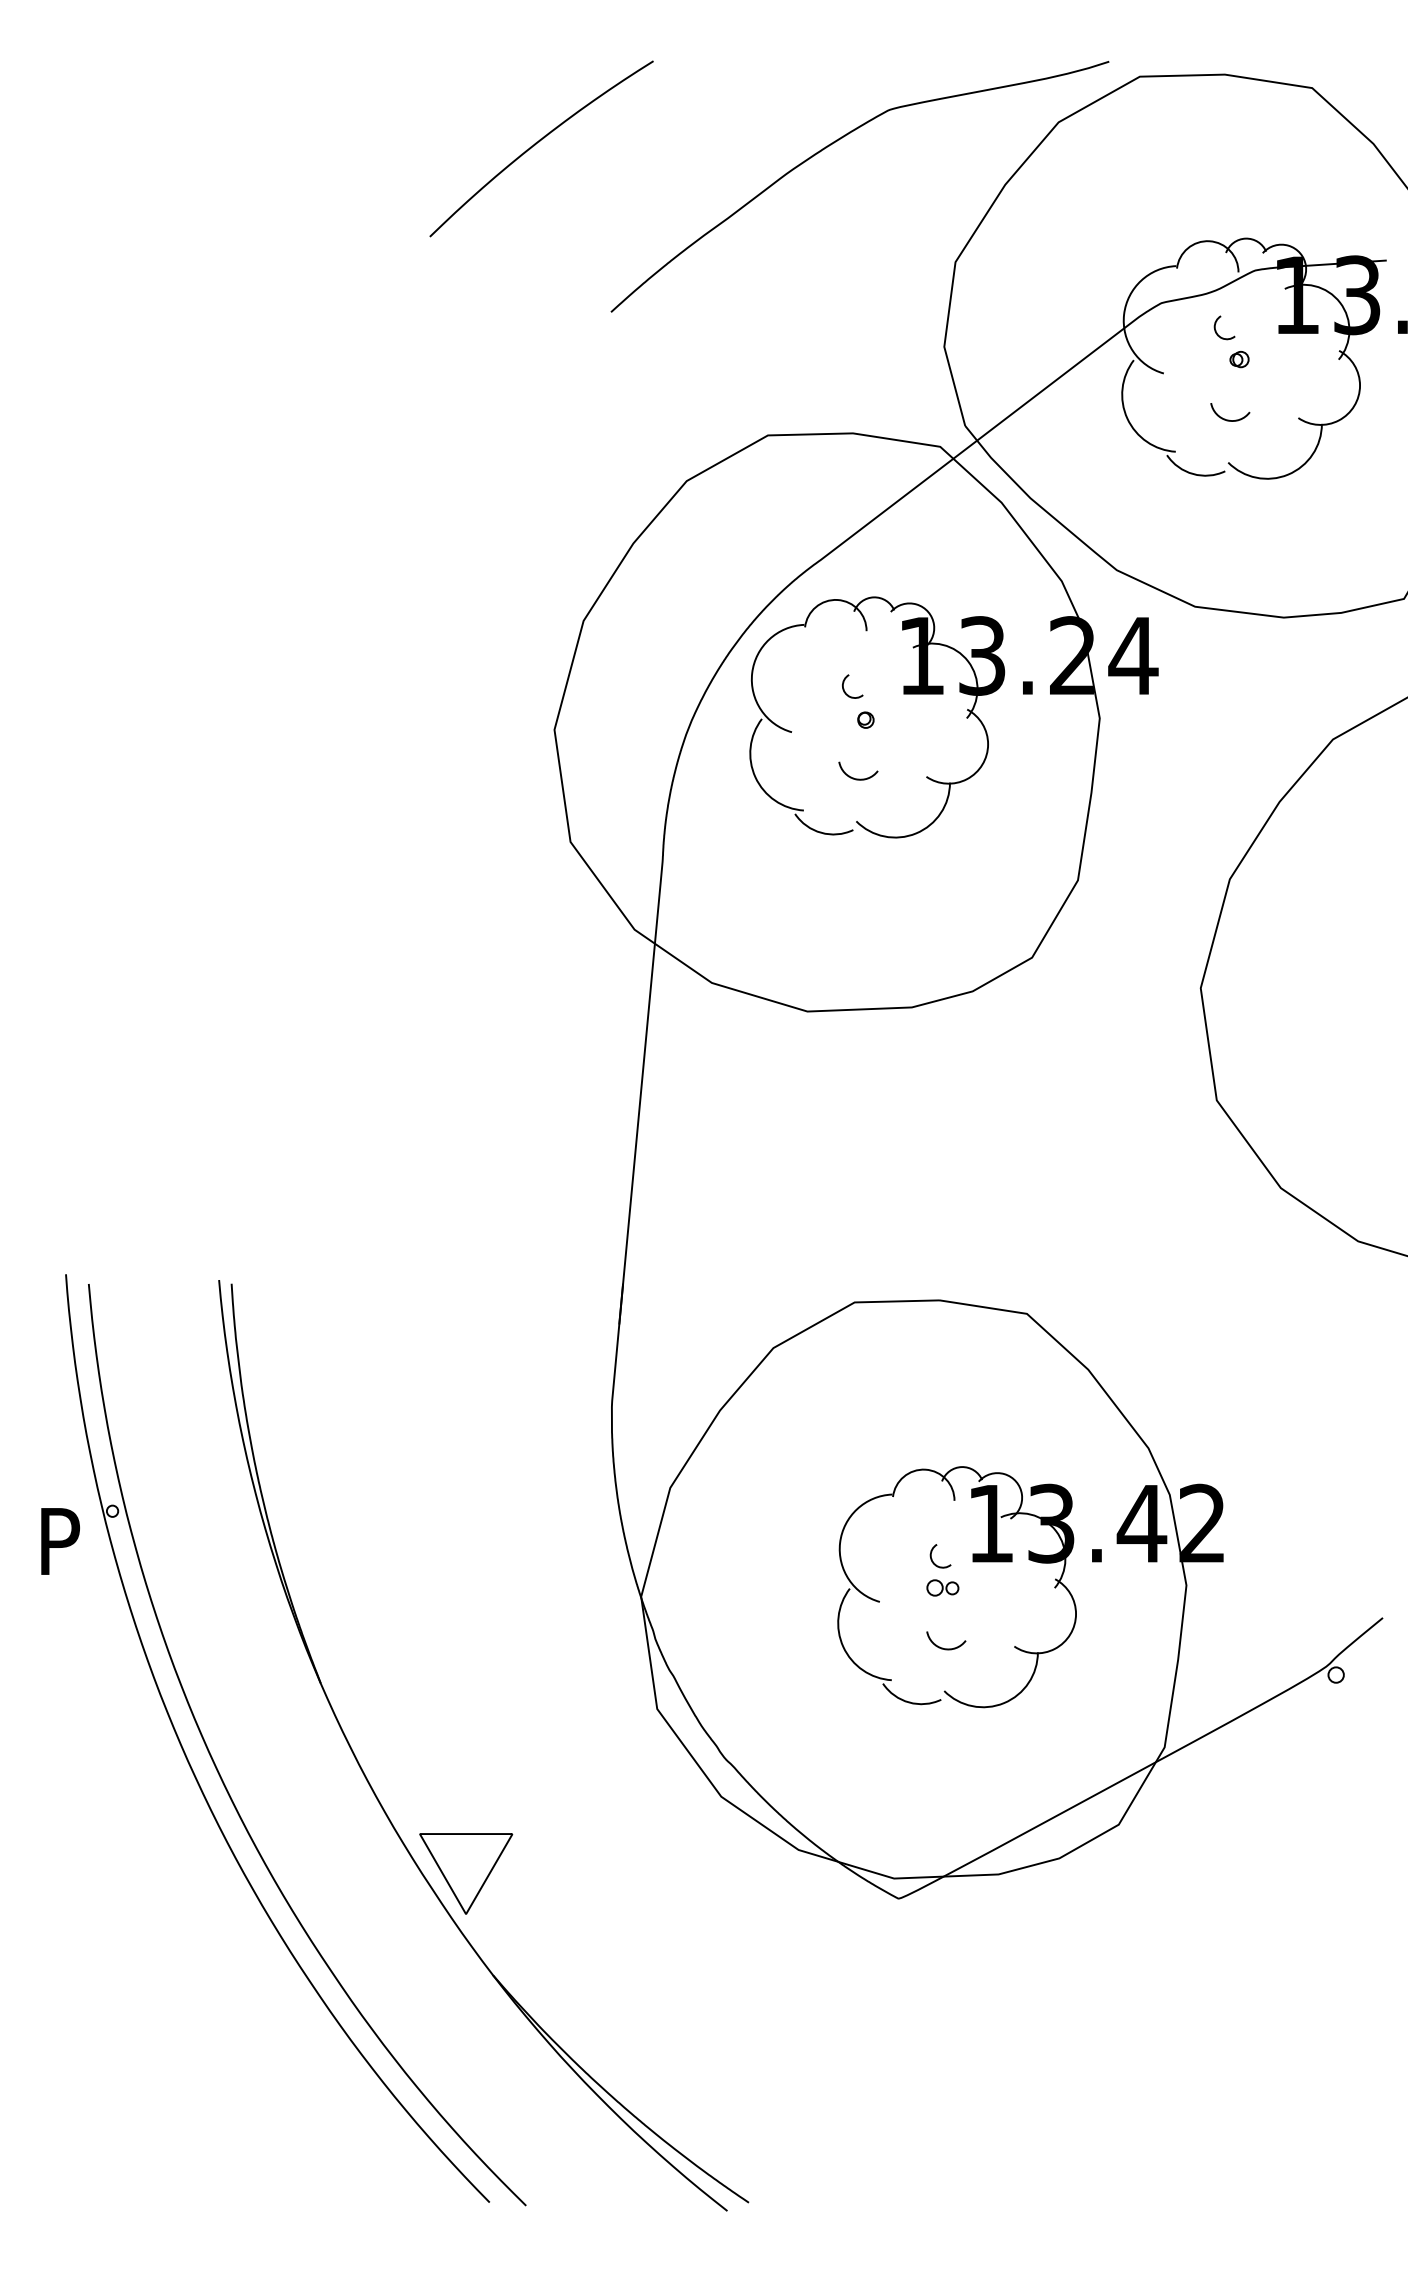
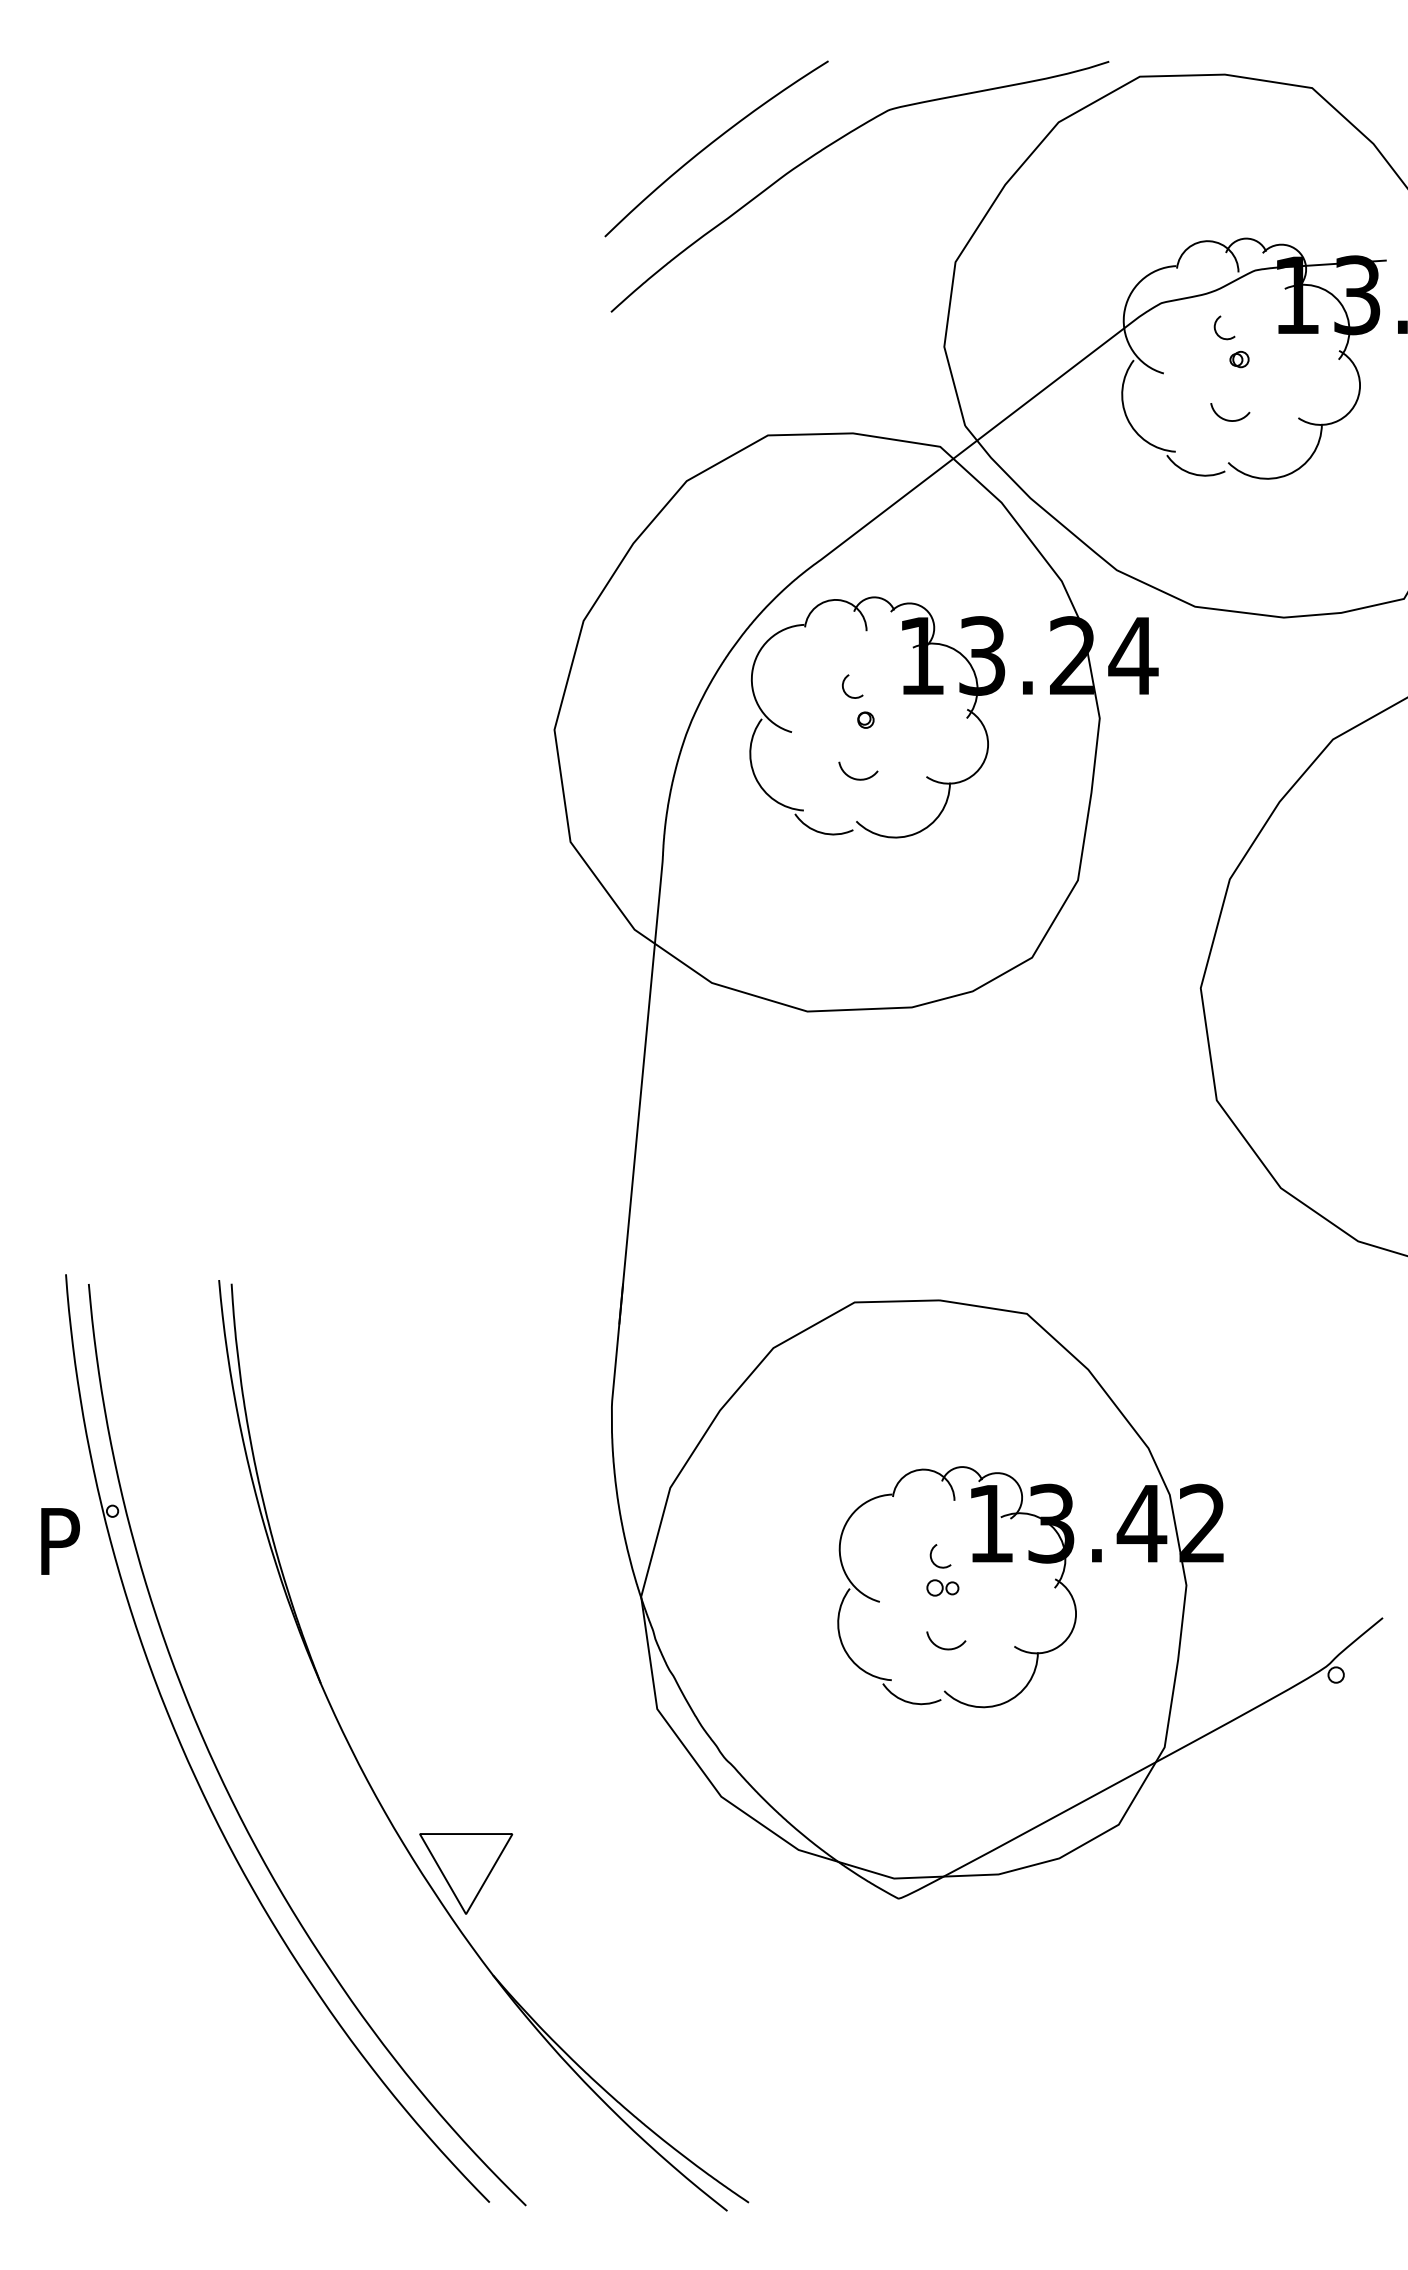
curve position: (539, 142) -> (714, 142) (714, 142)
